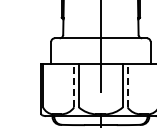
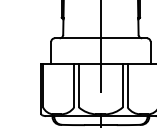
line: dashed -> solid (74, 85)
line: dashed -> solid (127, 85)
